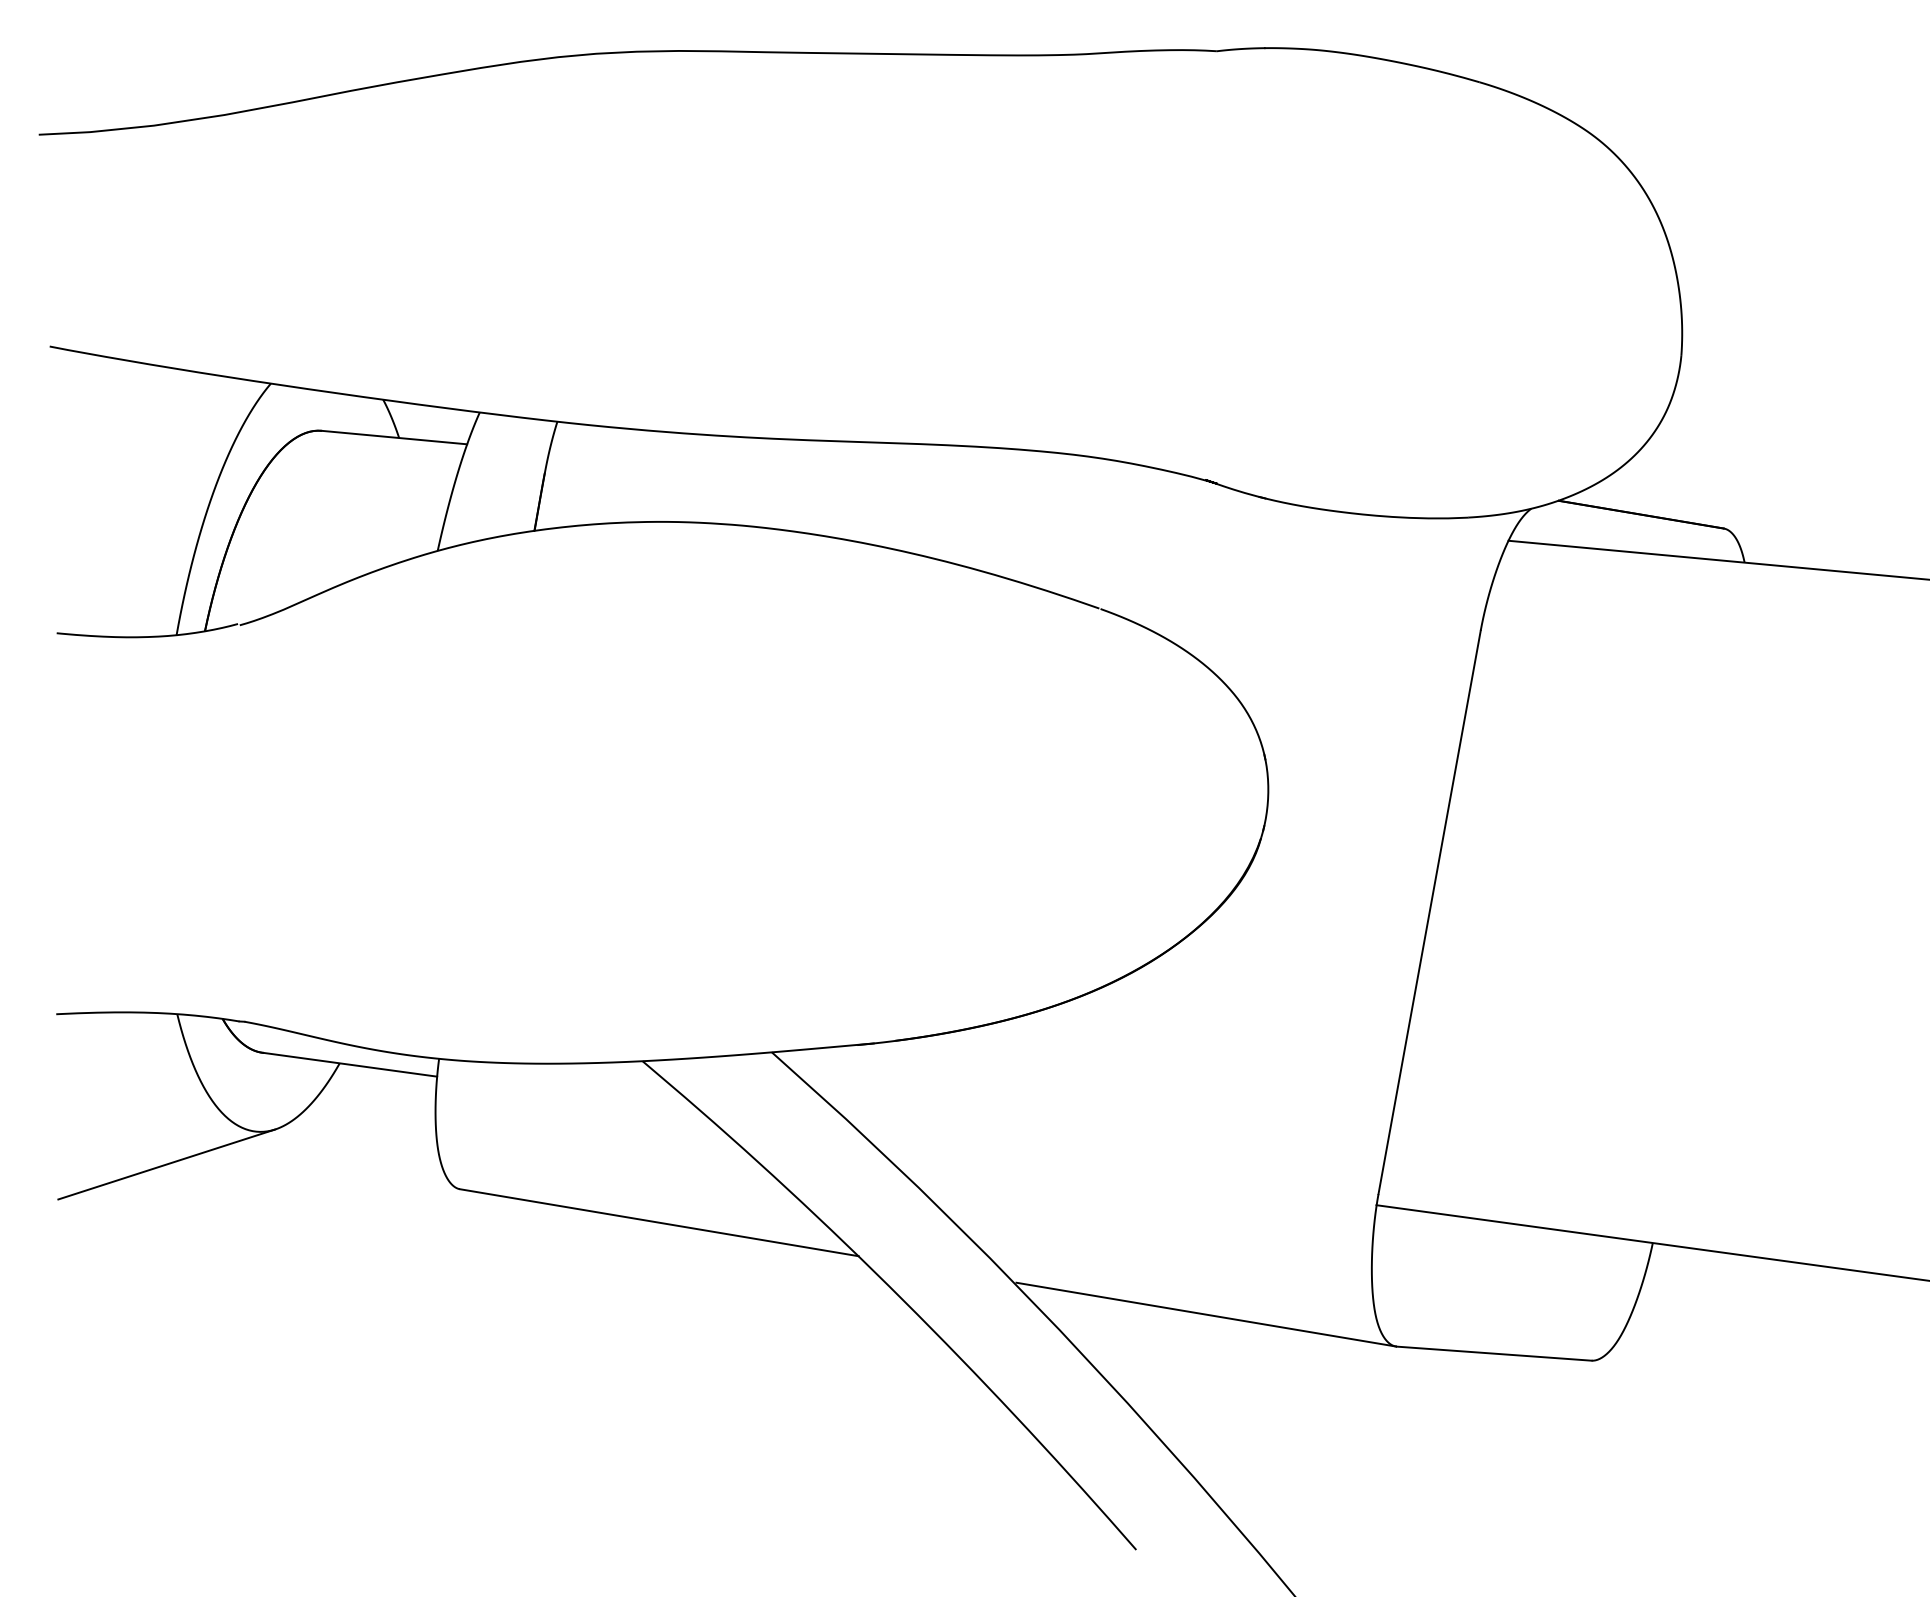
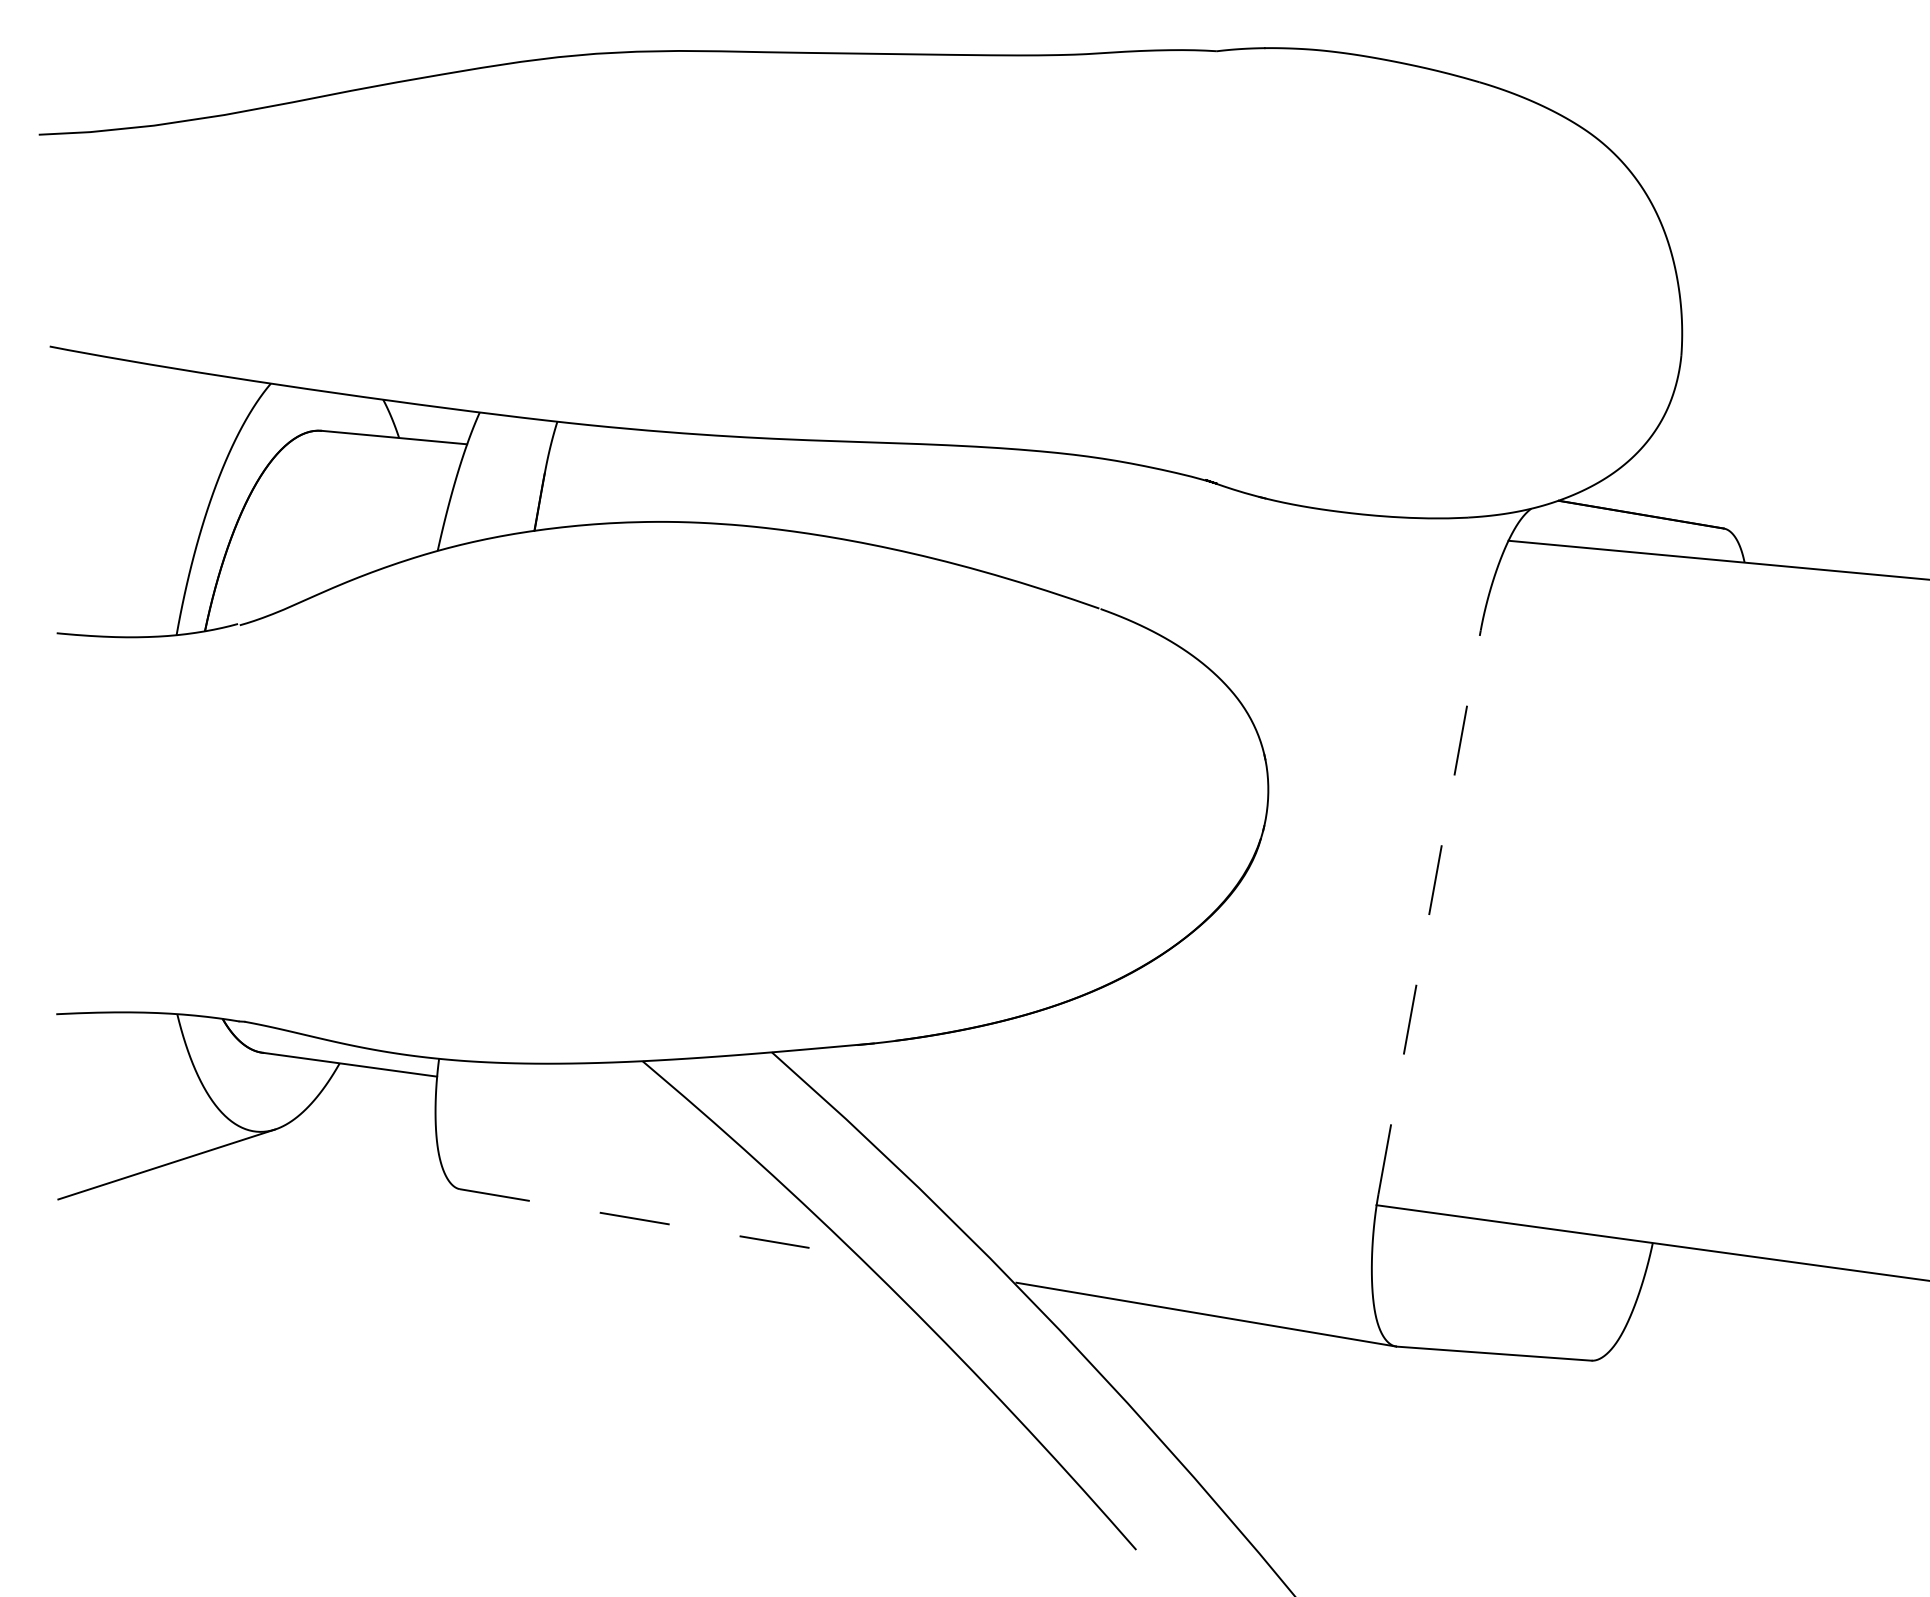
line: solid -> dashed (1429, 911)
line: solid -> dashed (659, 1222)
